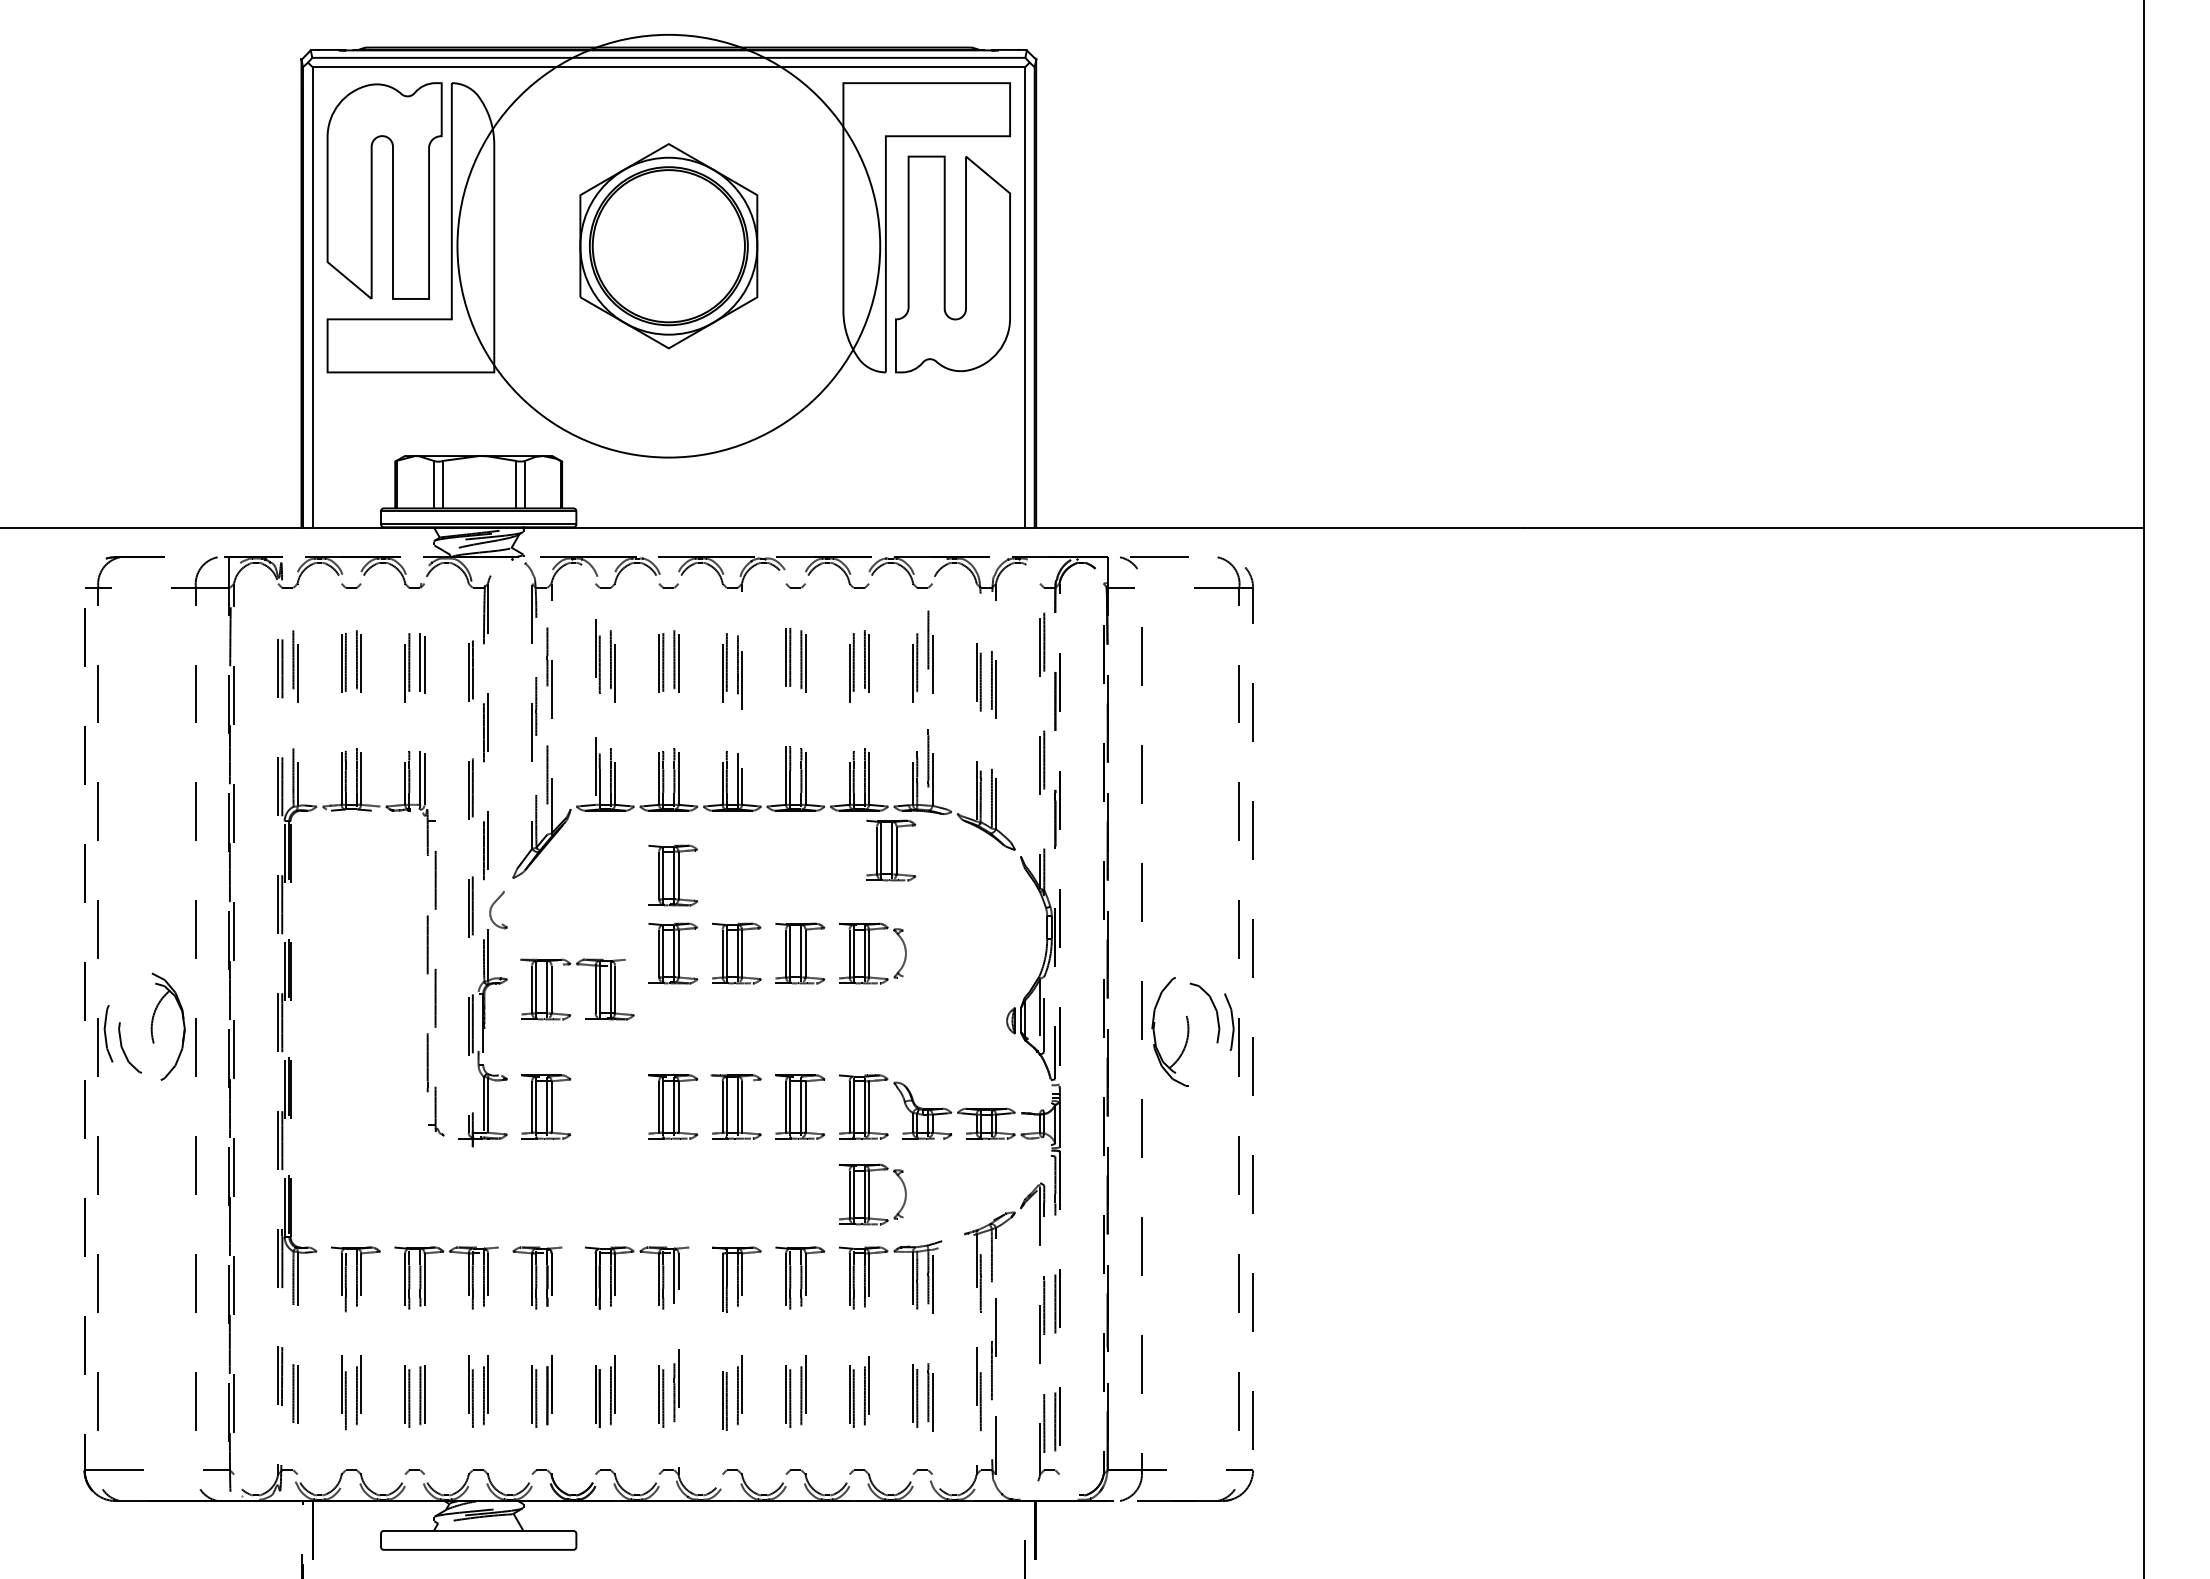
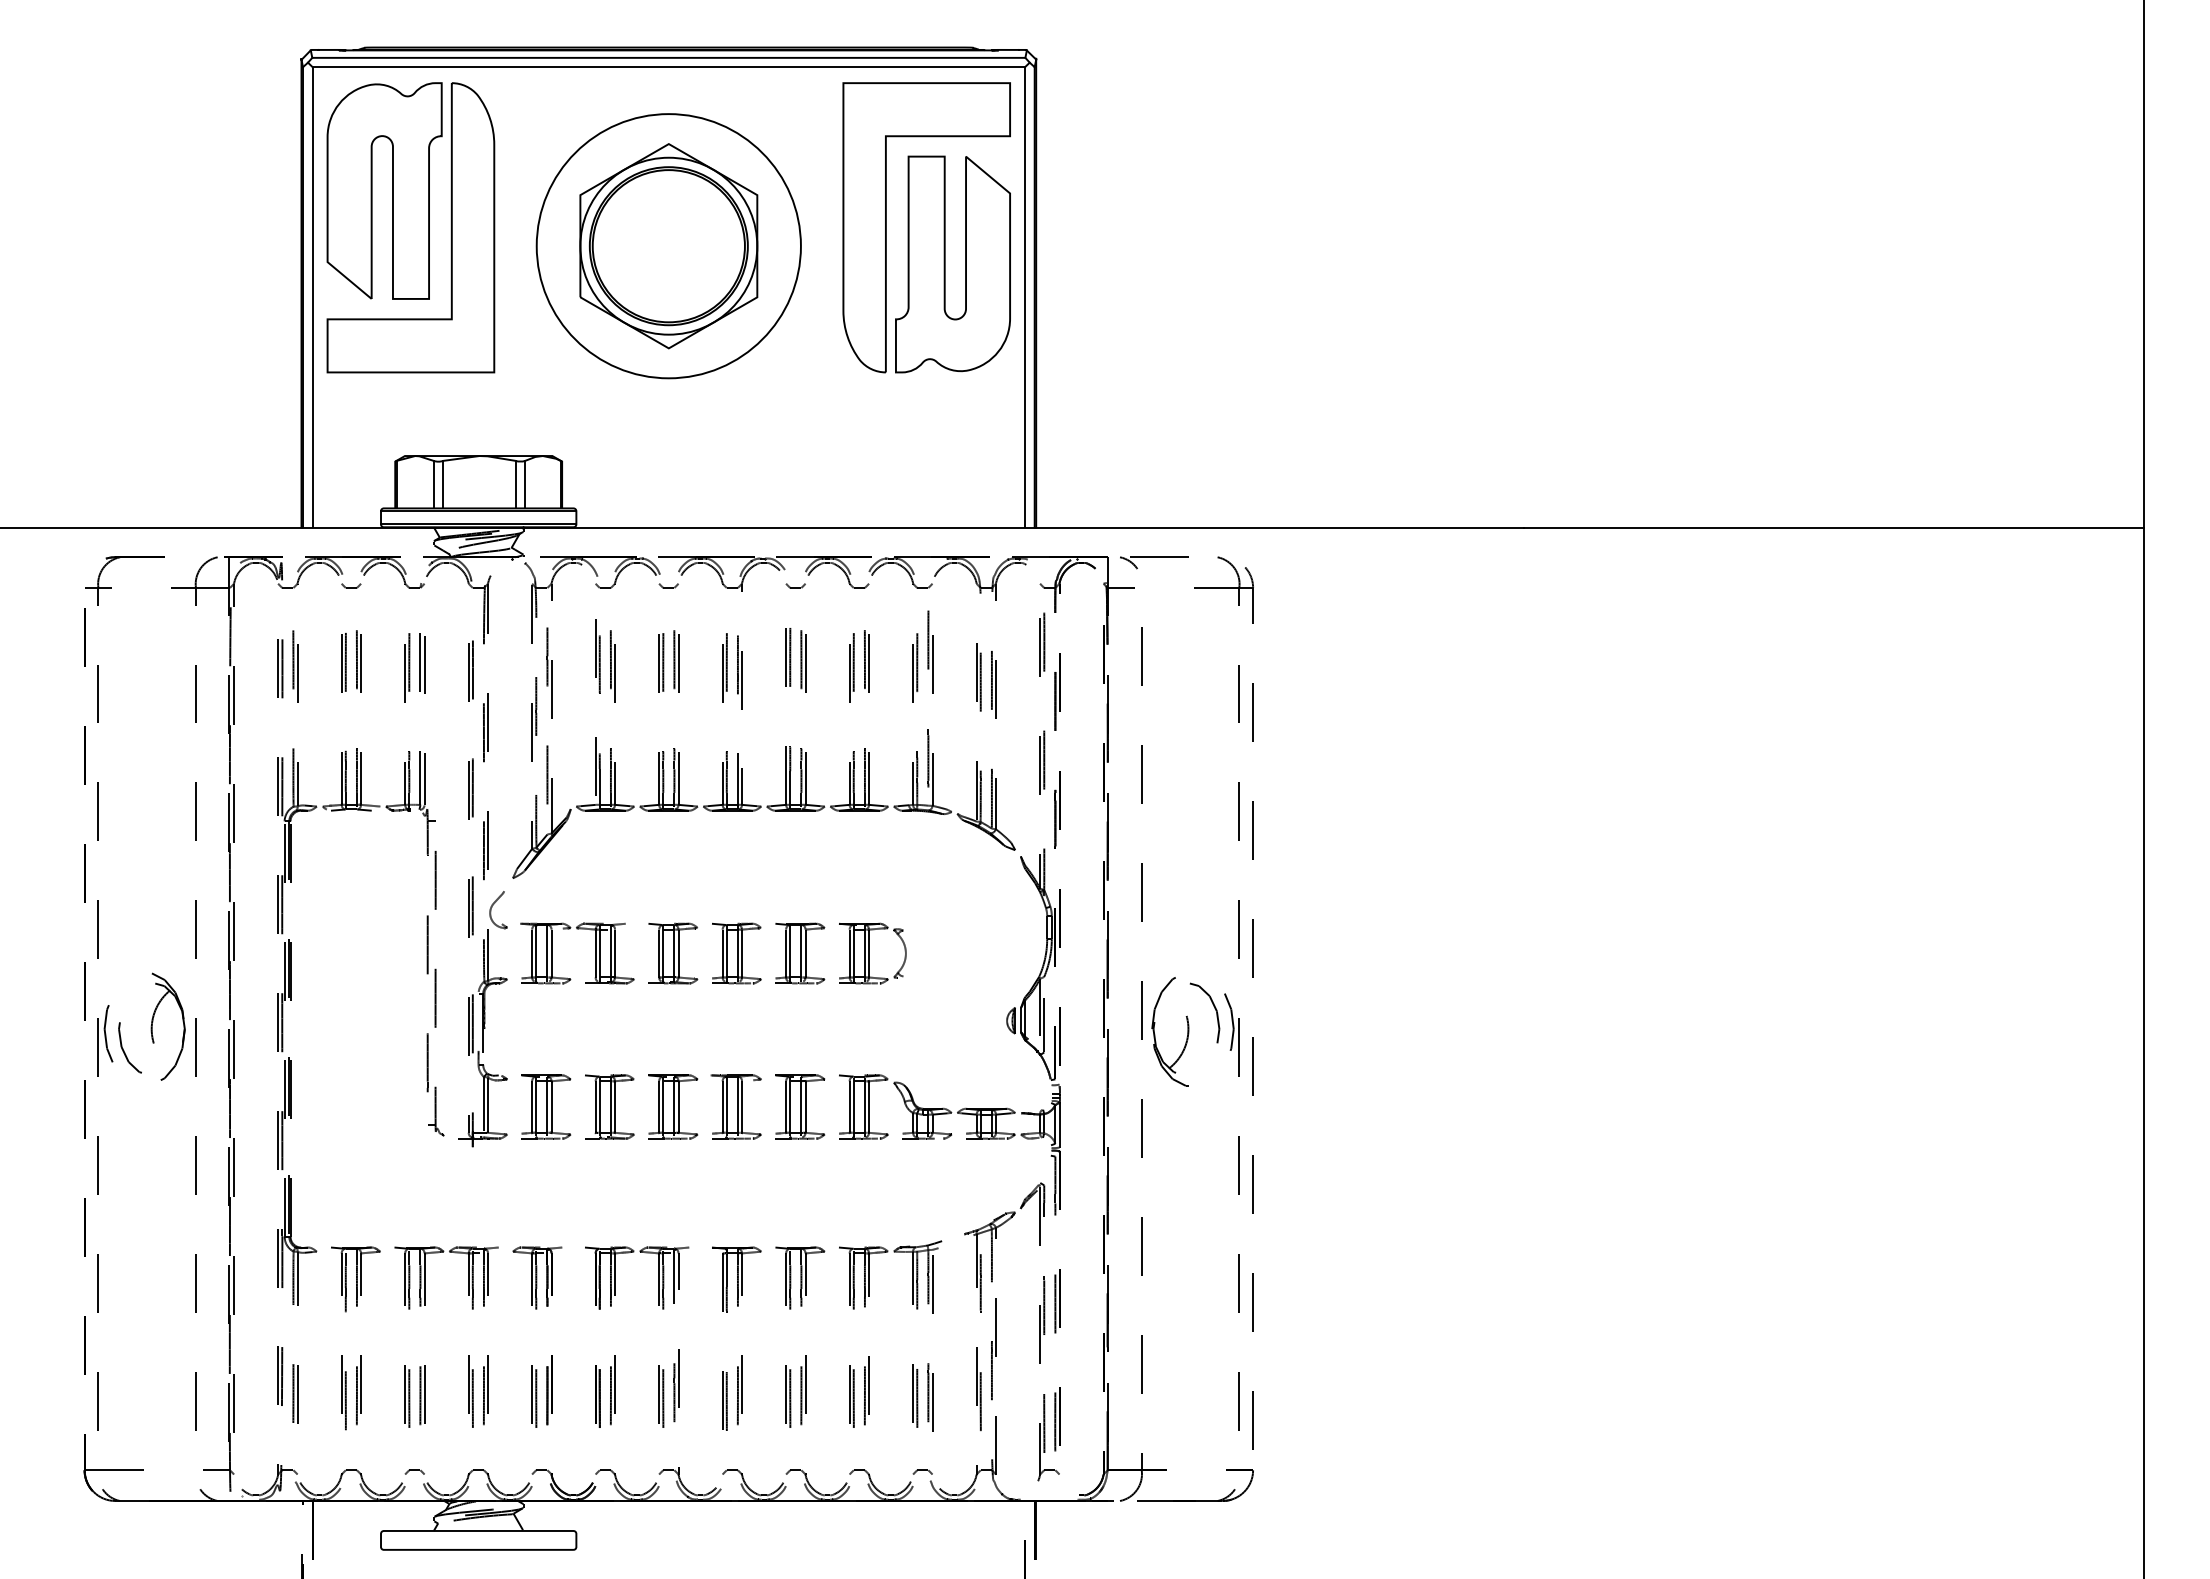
circle diameter: 423 px -> 264 px (668, 246)
part: present -> none (891, 850)
part: present -> none (673, 875)
part position: (595, 989) -> (595, 953) (595, 953)
part: none -> present (609, 1106)
part: present -> none (872, 1194)
